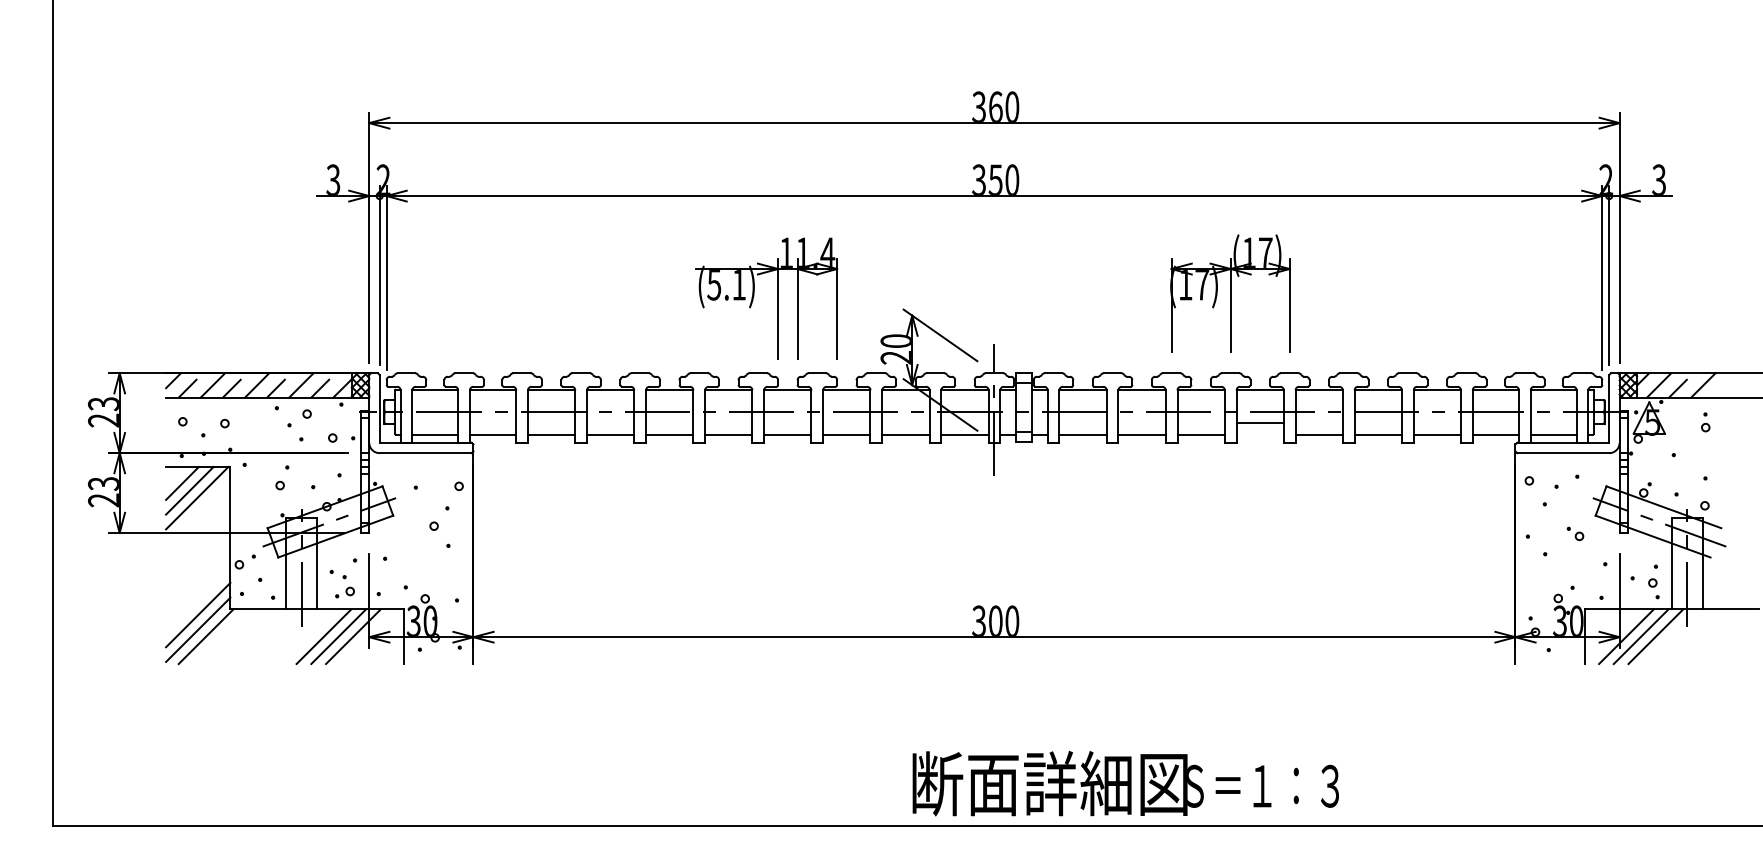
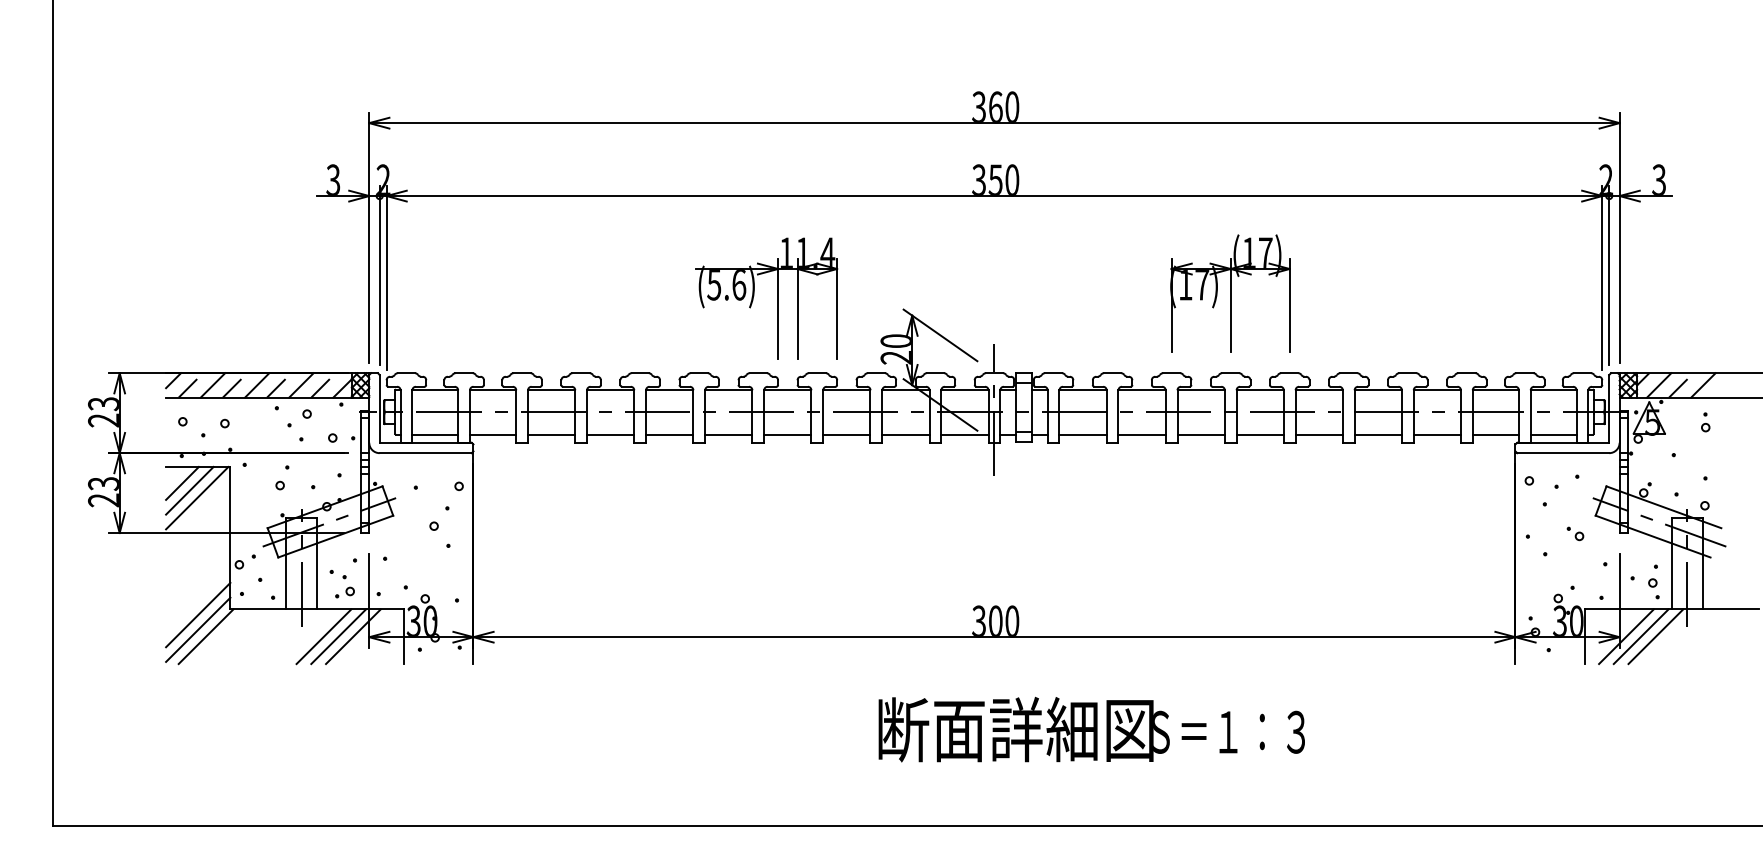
text: (5.1) -> (5.6) (739, 285)
line position: (1259, 422) -> (1259, 434) (1259, 434)
text position: (1125, 783) -> (1091, 729) (1091, 729)
